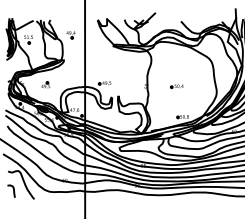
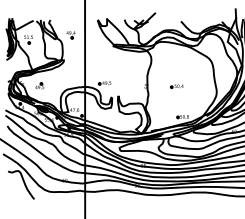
part position: (45, 84) -> (39, 85) (39, 85)
curve: present -> none (13, 190)
